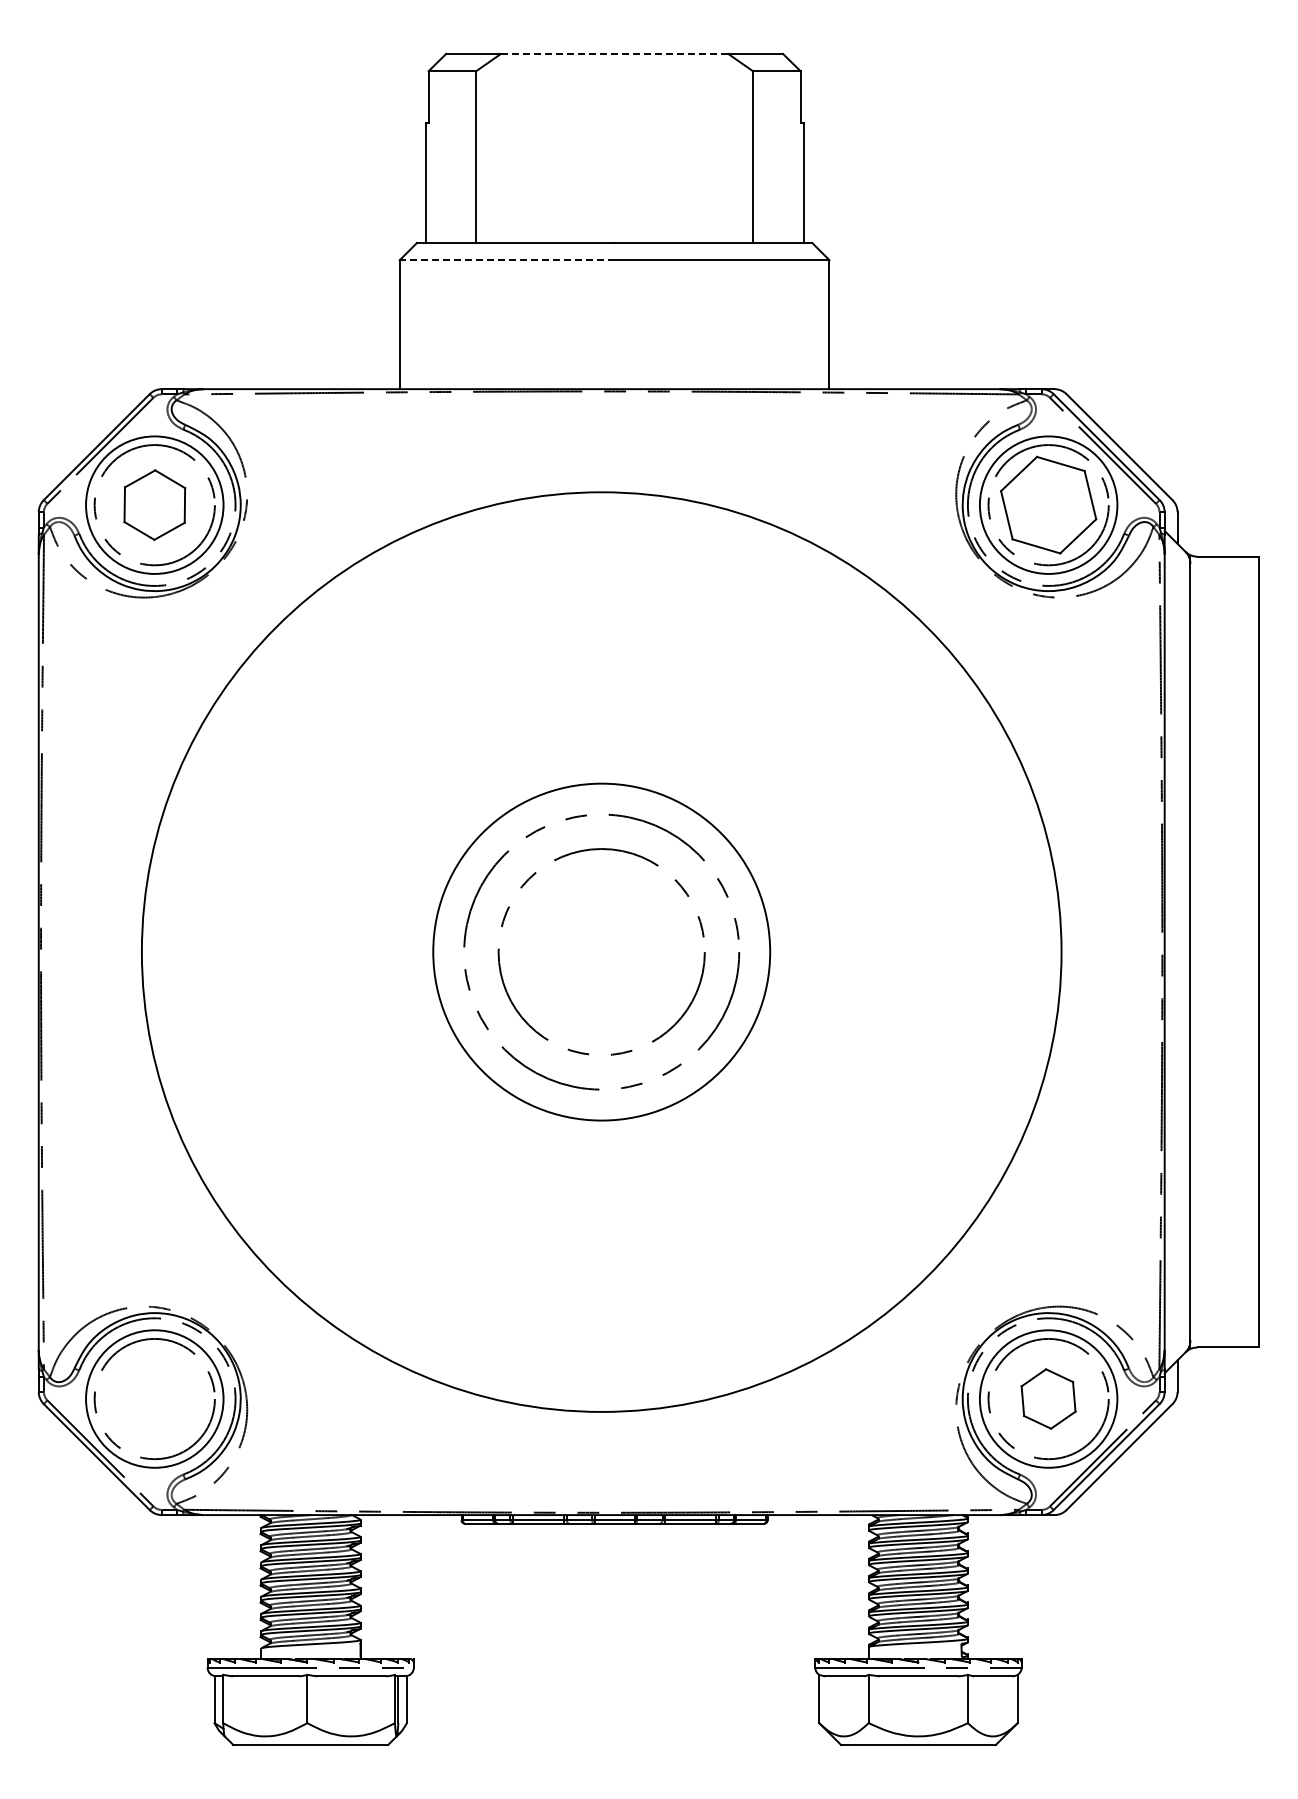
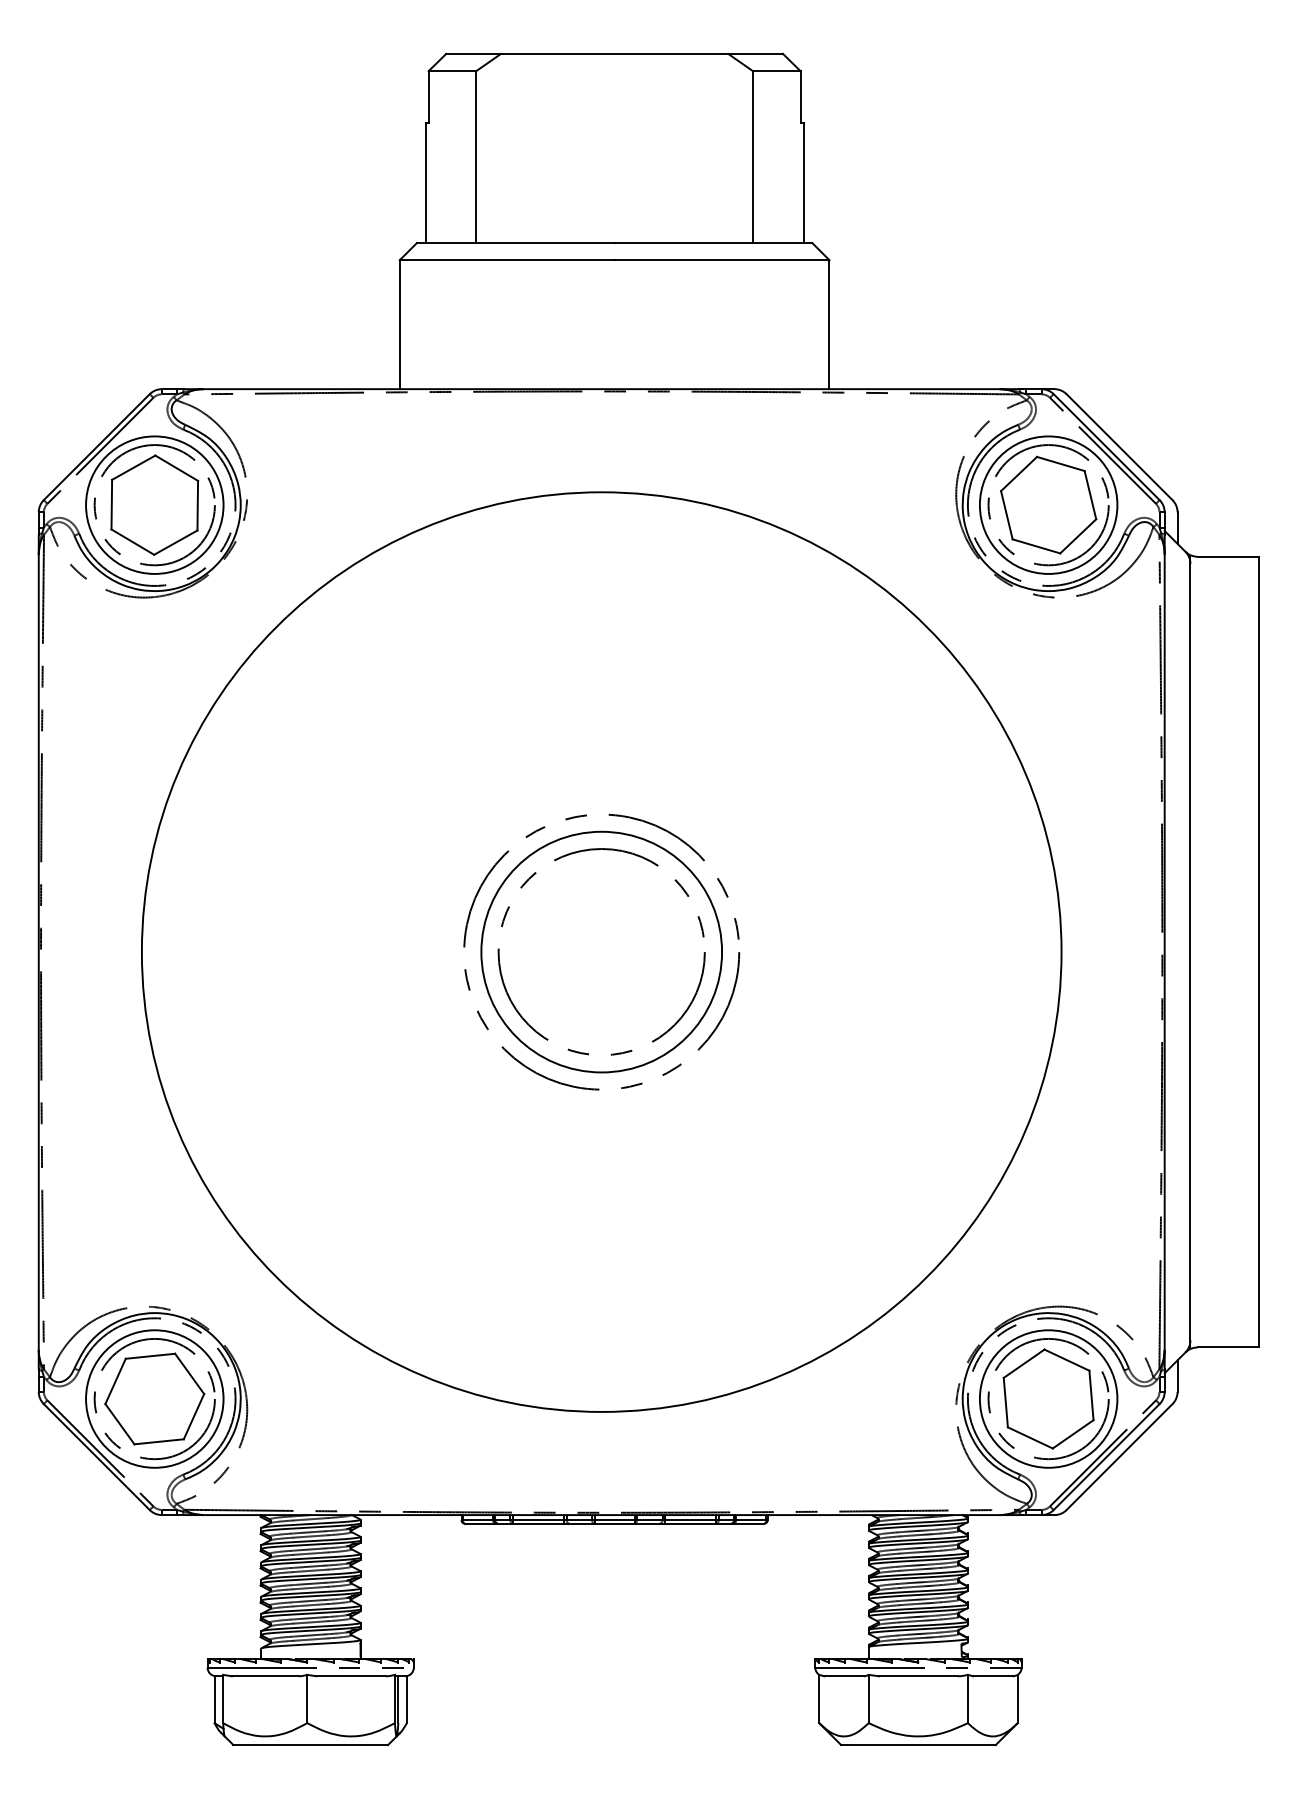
line: dashed -> solid (614, 53)
line: dashed -> solid (506, 260)
part size: 64x72 px -> 90x102 px (154, 504)
circle diameter: 337 px -> 241 px (601, 951)
part: none -> present (154, 1398)
part size: 57x62 px -> 93x102 px (1048, 1398)
